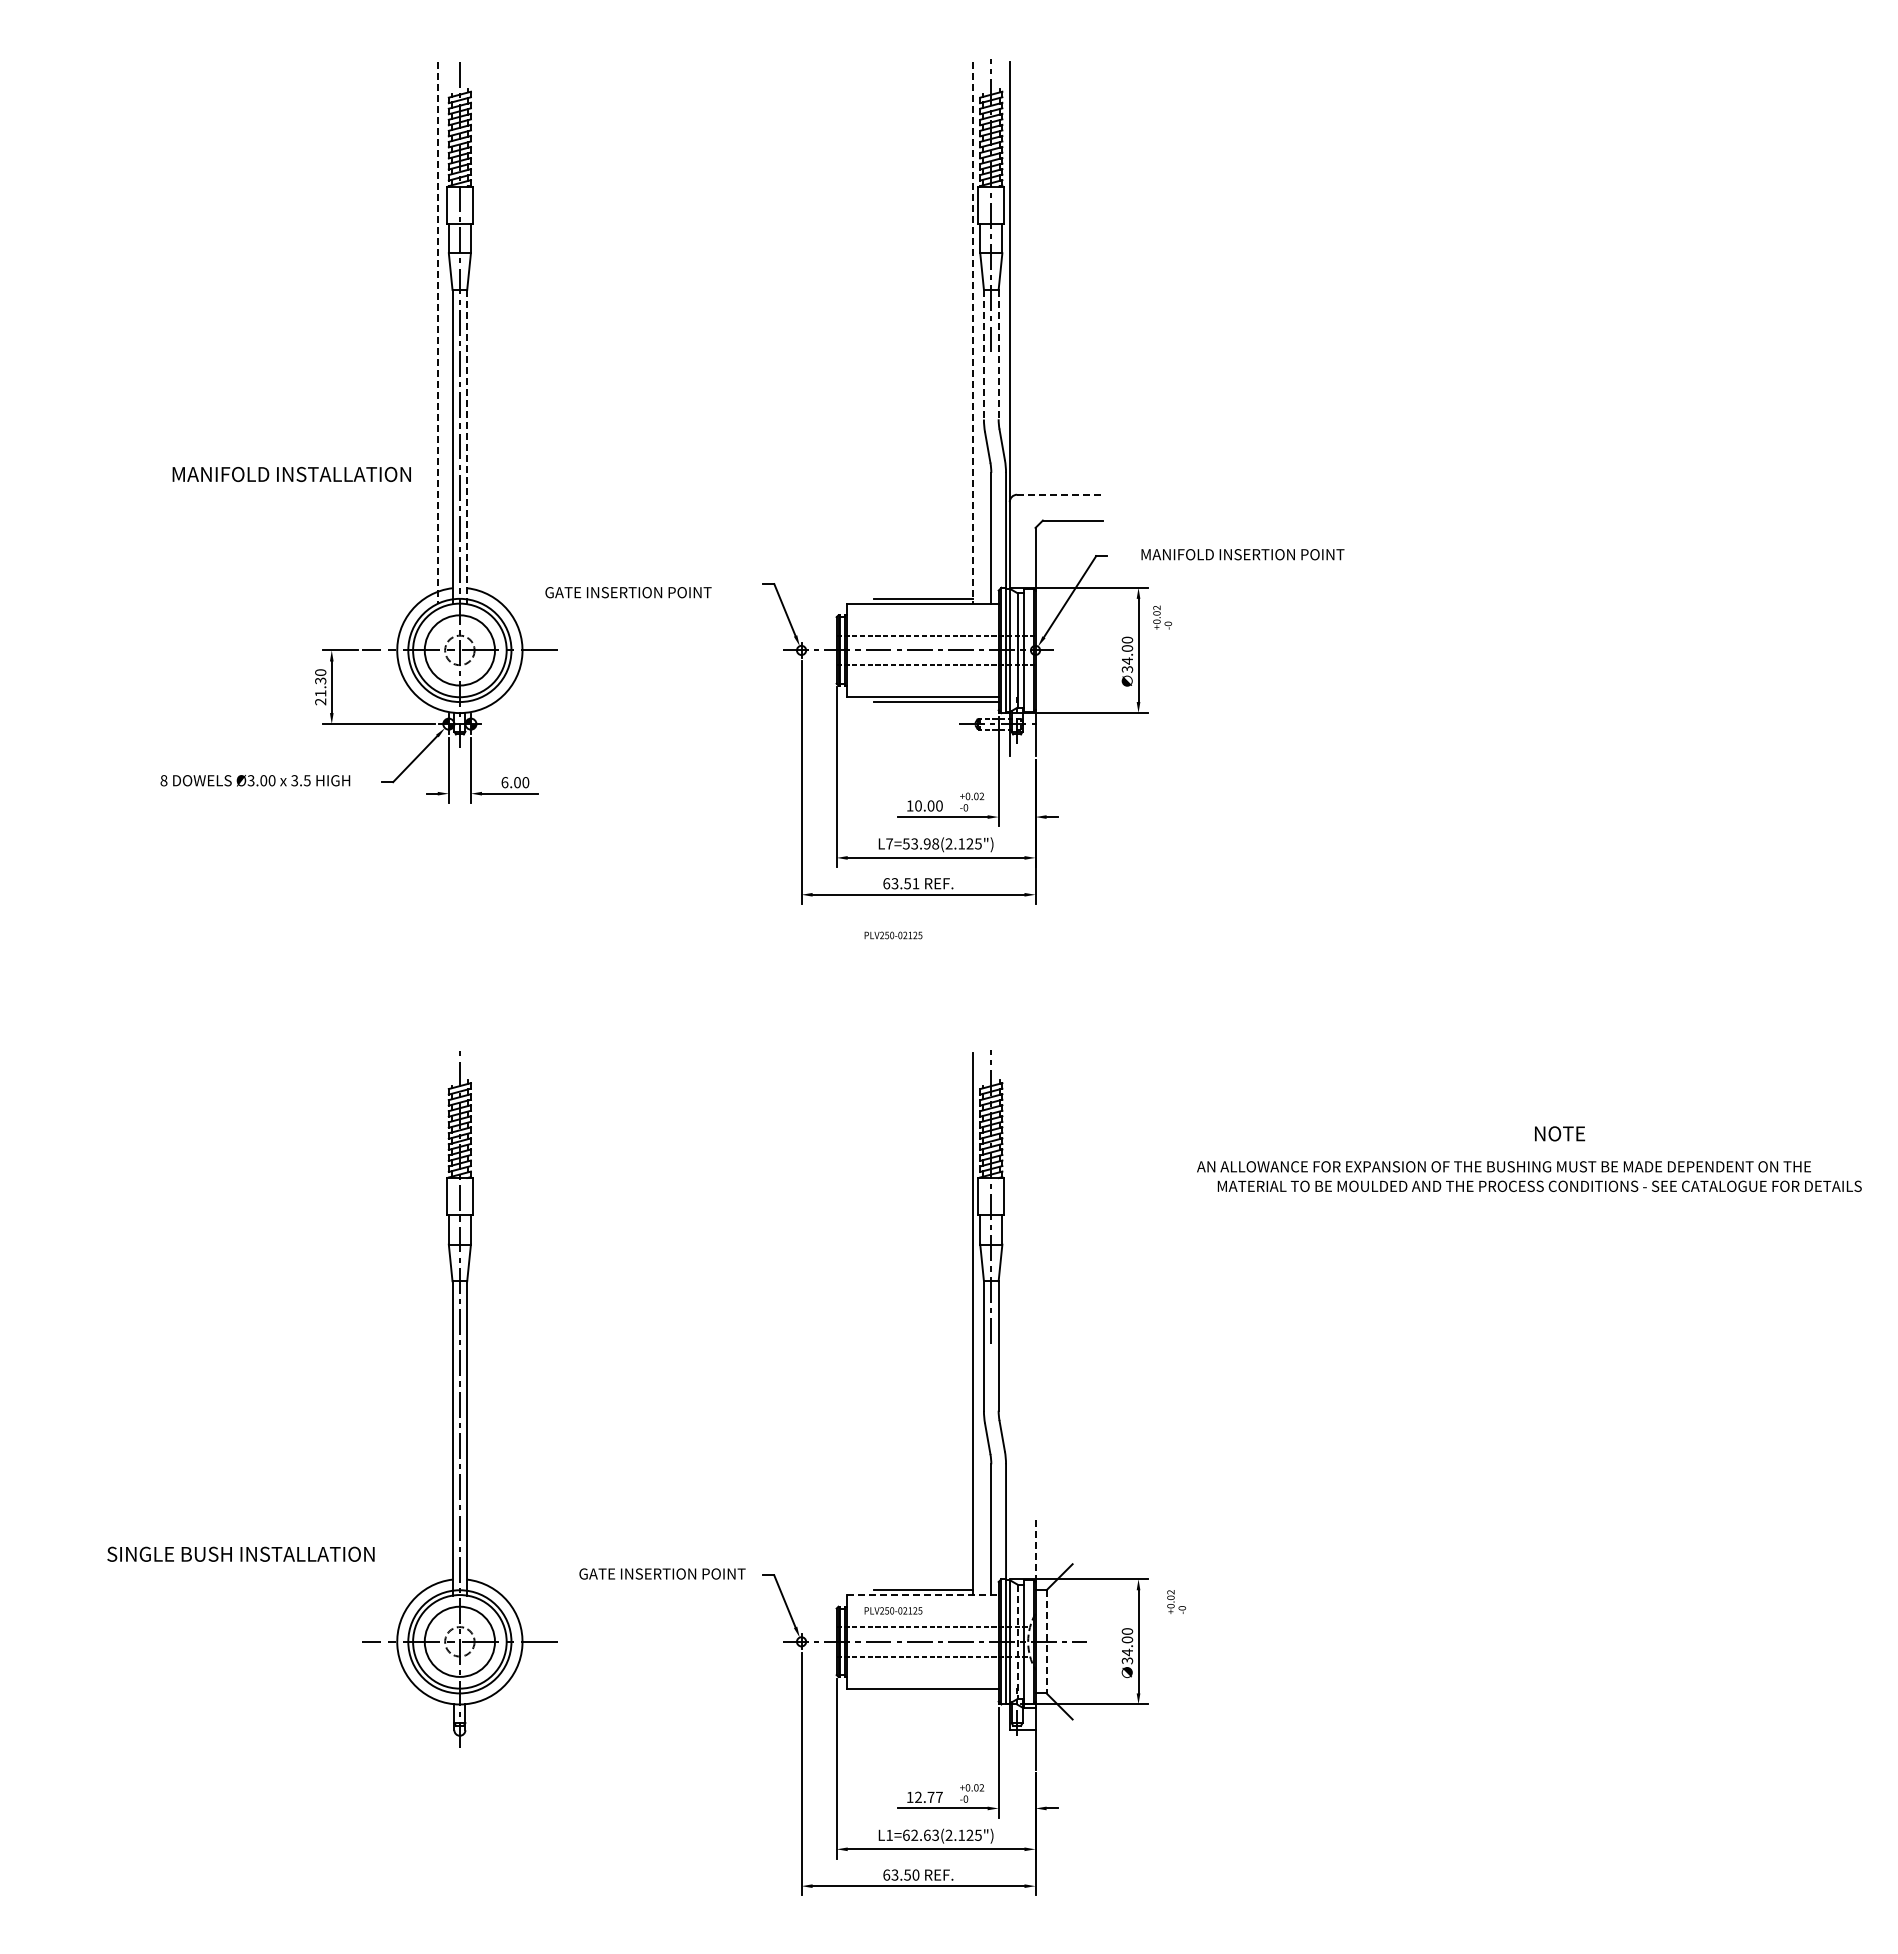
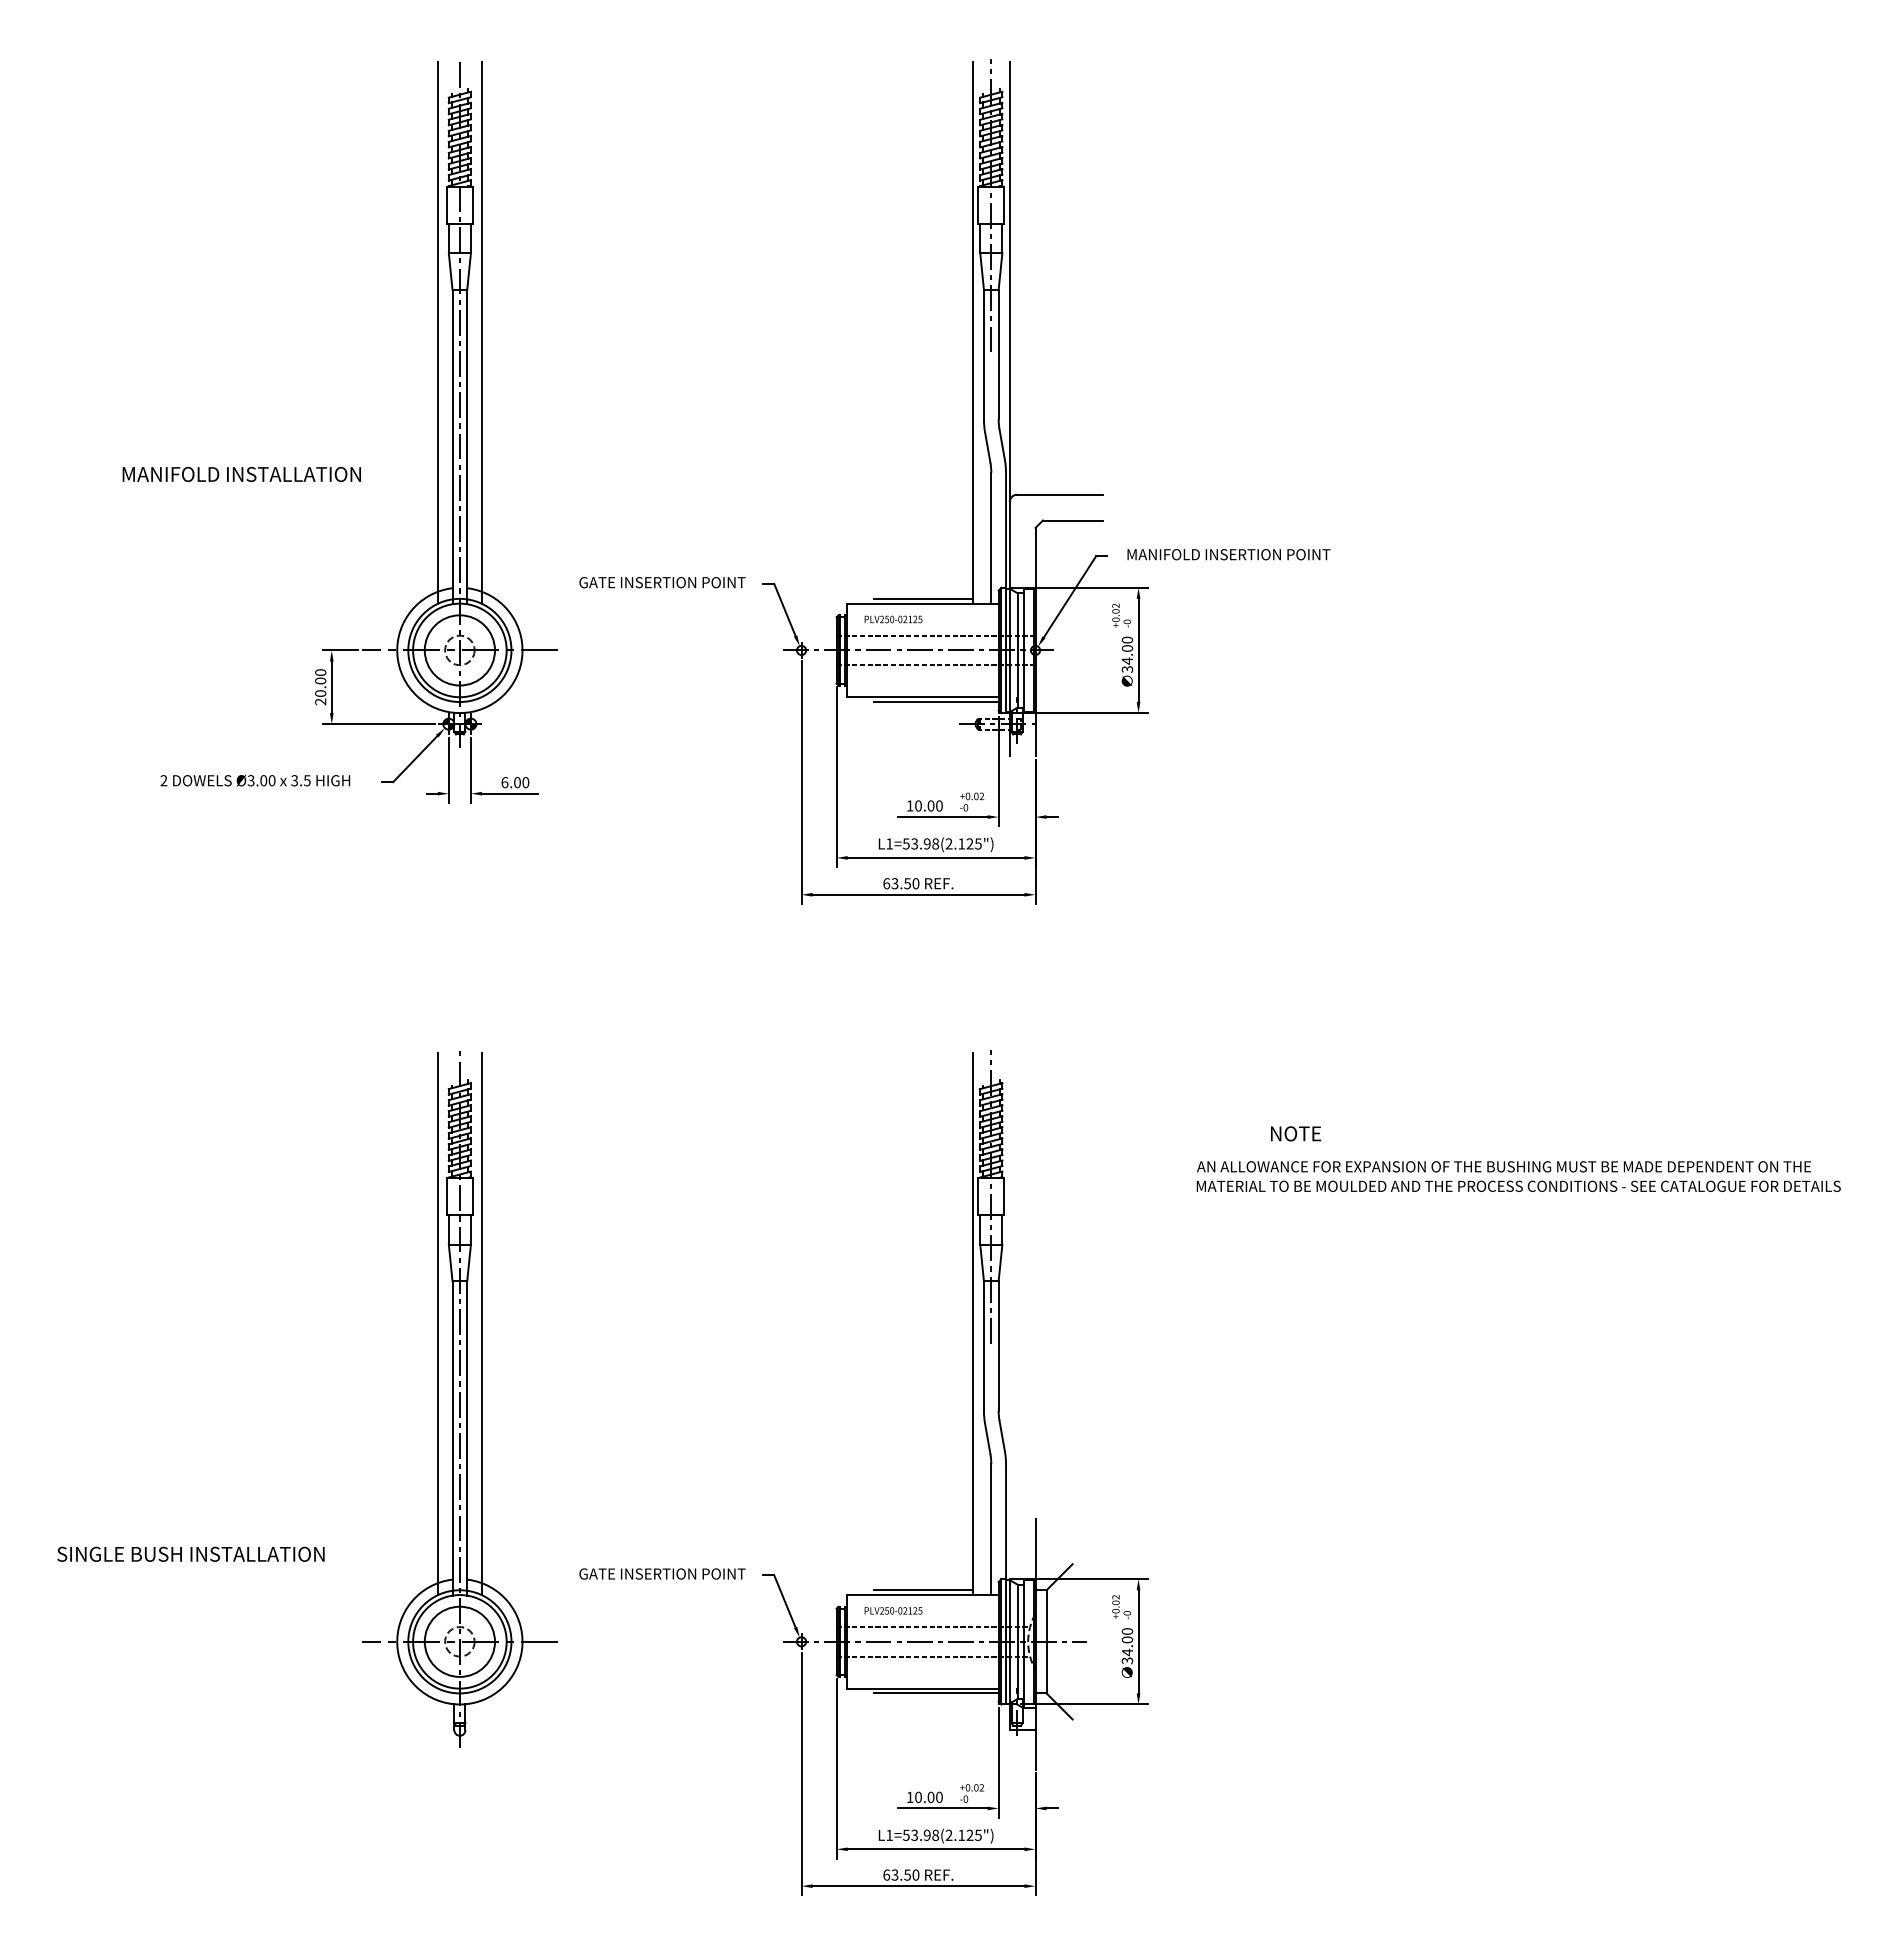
line: dashed -> solid (437, 332)
line: none -> present (482, 332)
line: dashed -> solid (972, 332)
line: dashed -> solid (983, 354)
line: dashed -> solid (998, 354)
line: dashed -> solid (467, 447)
text position: (291, 474) -> (241, 474) (241, 474)
line: dashed -> solid (1060, 494)
text position: (1242, 554) -> (1228, 554) (1228, 554)
text position: (628, 592) -> (662, 582) (662, 582)
text position: (1162, 617) -> (1121, 615) (1121, 615)
text: 21.30 -> 20.00 (320, 686)
text: 8 -> 2 (163, 780)
text: L7=53.98(2.125") -> L1=53.98(2.125") (889, 843)
text: 63.51 -> 63.50 (915, 883)
text position: (893, 935) -> (893, 619) (893, 619)
text position: (1560, 1133) -> (1296, 1133) (1296, 1133)
text position: (1539, 1185) -> (1518, 1185) (1518, 1185)
line: none -> present (437, 1324)
line: none -> present (482, 1324)
line: dashed -> solid (1035, 1550)
text position: (240, 1553) -> (190, 1553) (190, 1553)
line: dashed -> solid (922, 1595)
text position: (1176, 1601) -> (1121, 1606) (1121, 1606)
line: dashed -> solid (1046, 1641)
line: dashed -> solid (1017, 1642)
line: none -> present (935, 1693)
text: 12.77 -> 10.00 (928, 1797)
text: L1=62.63(2.125") -> L1=53.98(2.125") (920, 1834)
